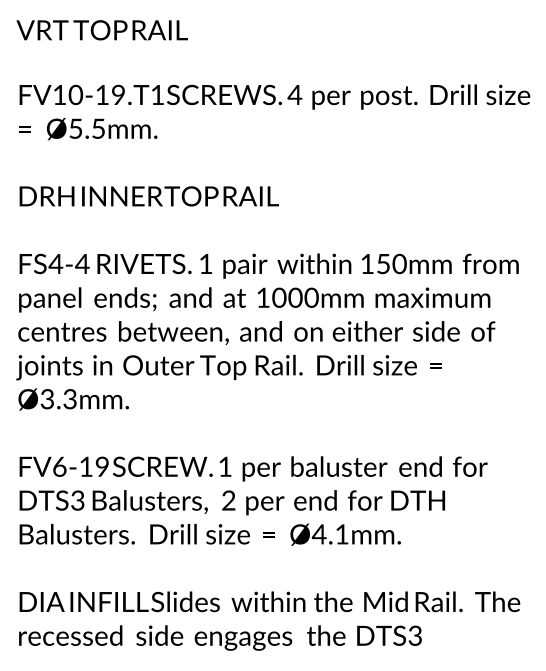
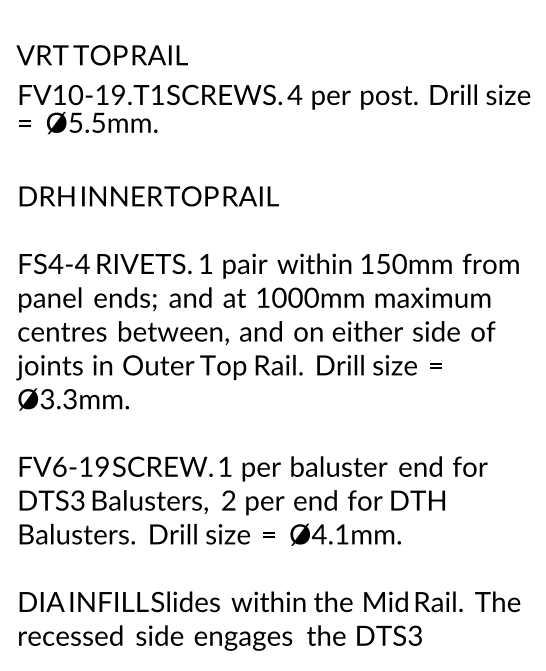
text position: (101, 30) -> (101, 55) (101, 55)
text position: (88, 129) -> (88, 123) (88, 123)
